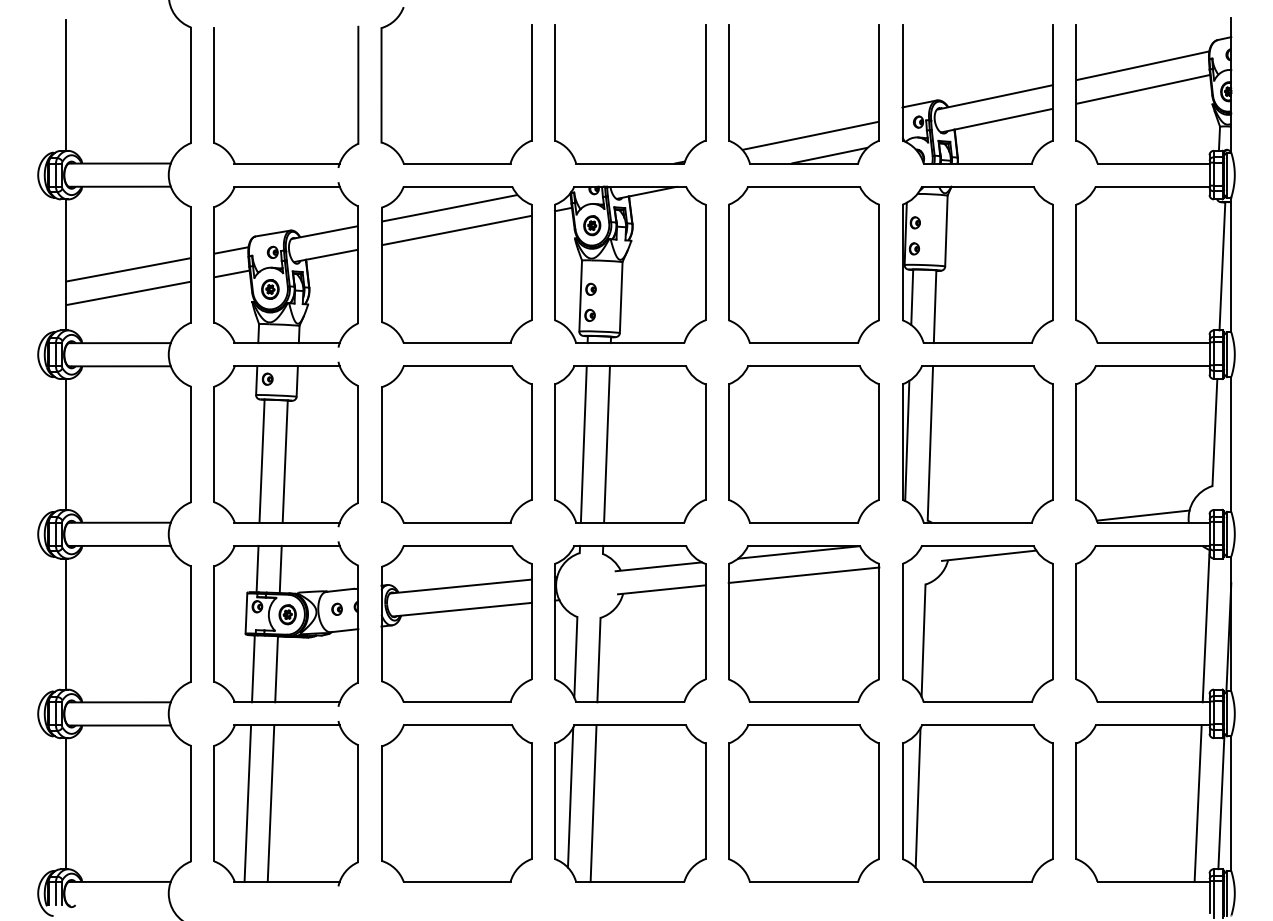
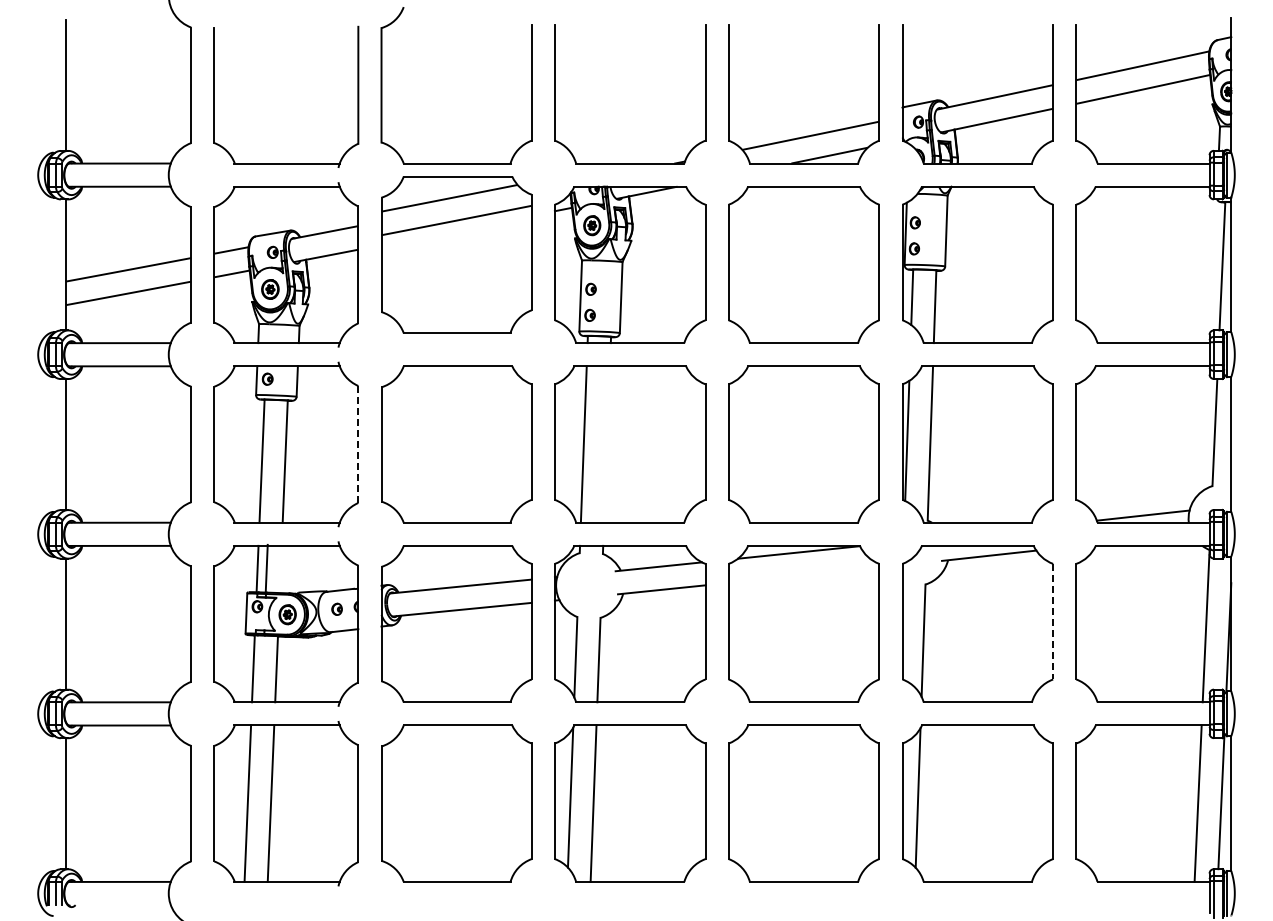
part position: (456, 264) -> (456, 254) (456, 254)
line: solid -> dashed (358, 444)
line: present -> none (606, 444)
line position: (280, 569) -> (266, 568) (266, 568)
line: present -> none (803, 574)
line: solid -> dashed (1053, 621)
